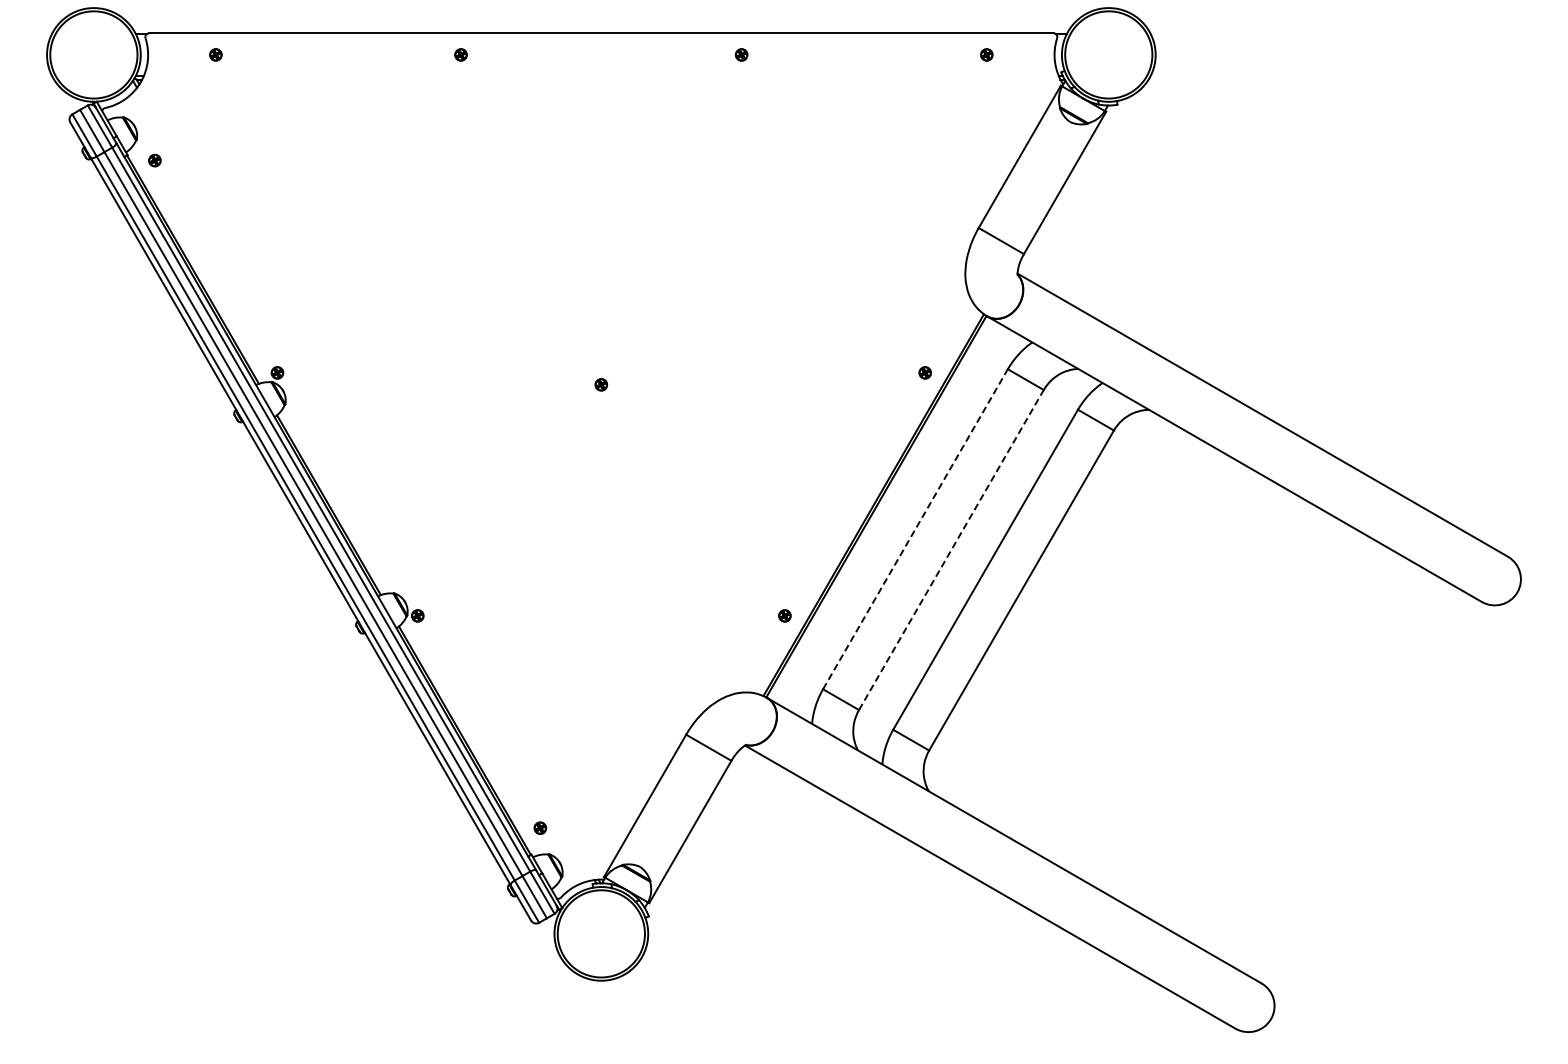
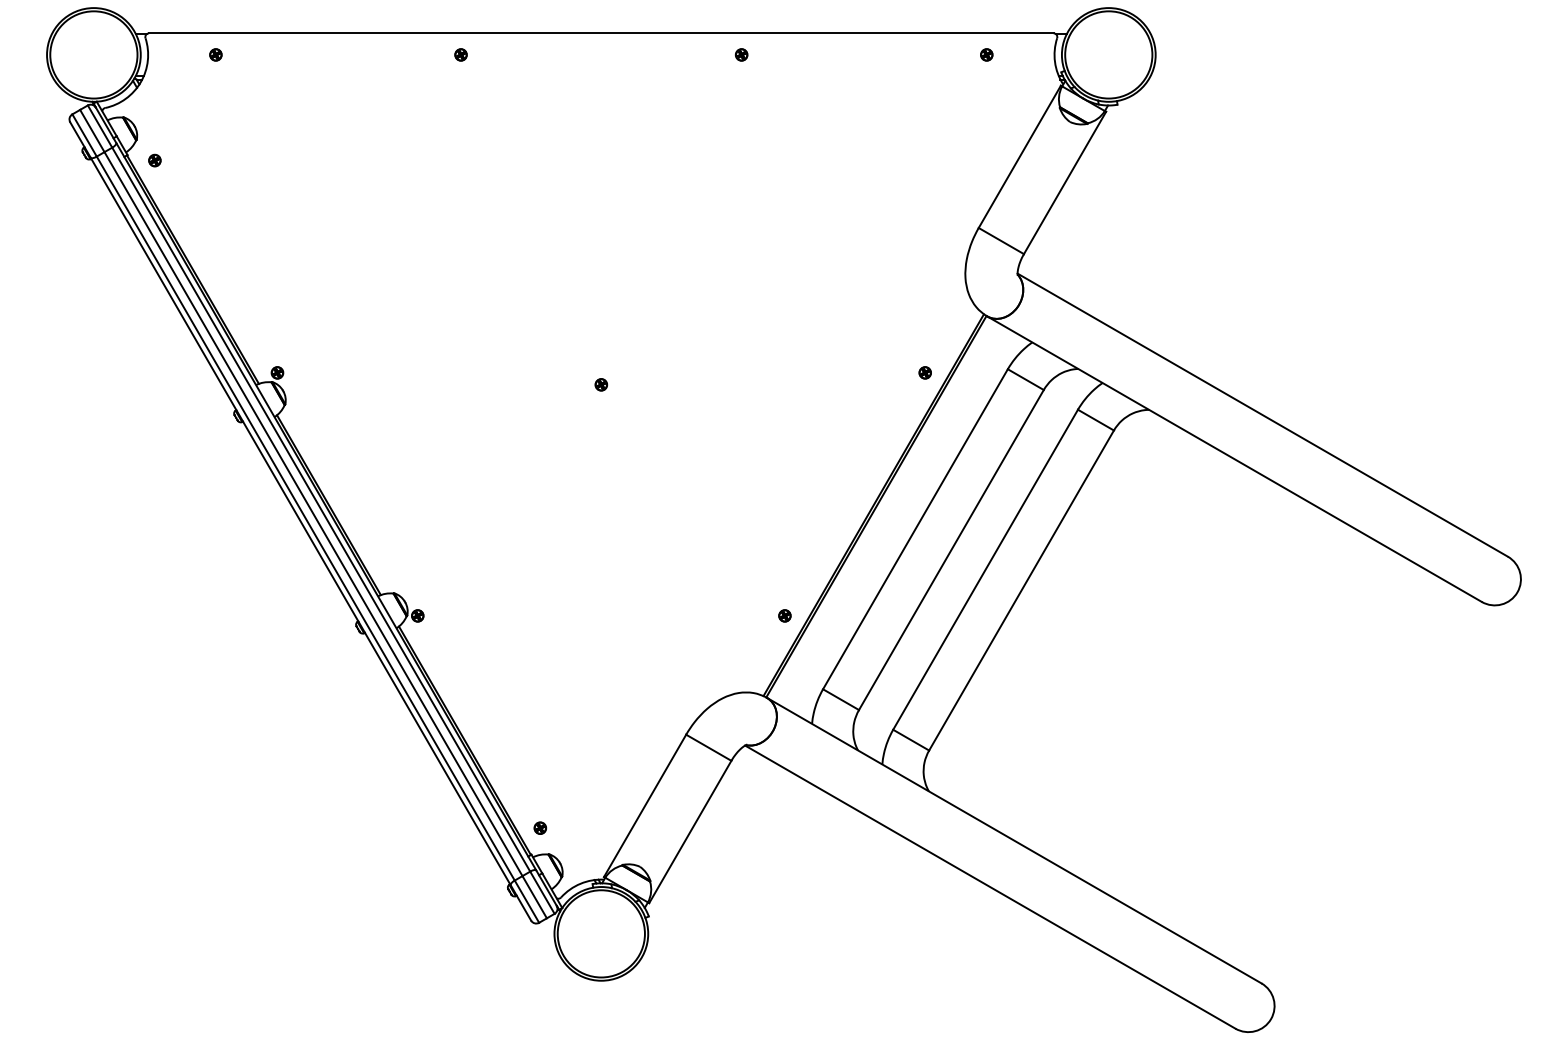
line: dashed -> solid (915, 529)
line: dashed -> solid (951, 550)
